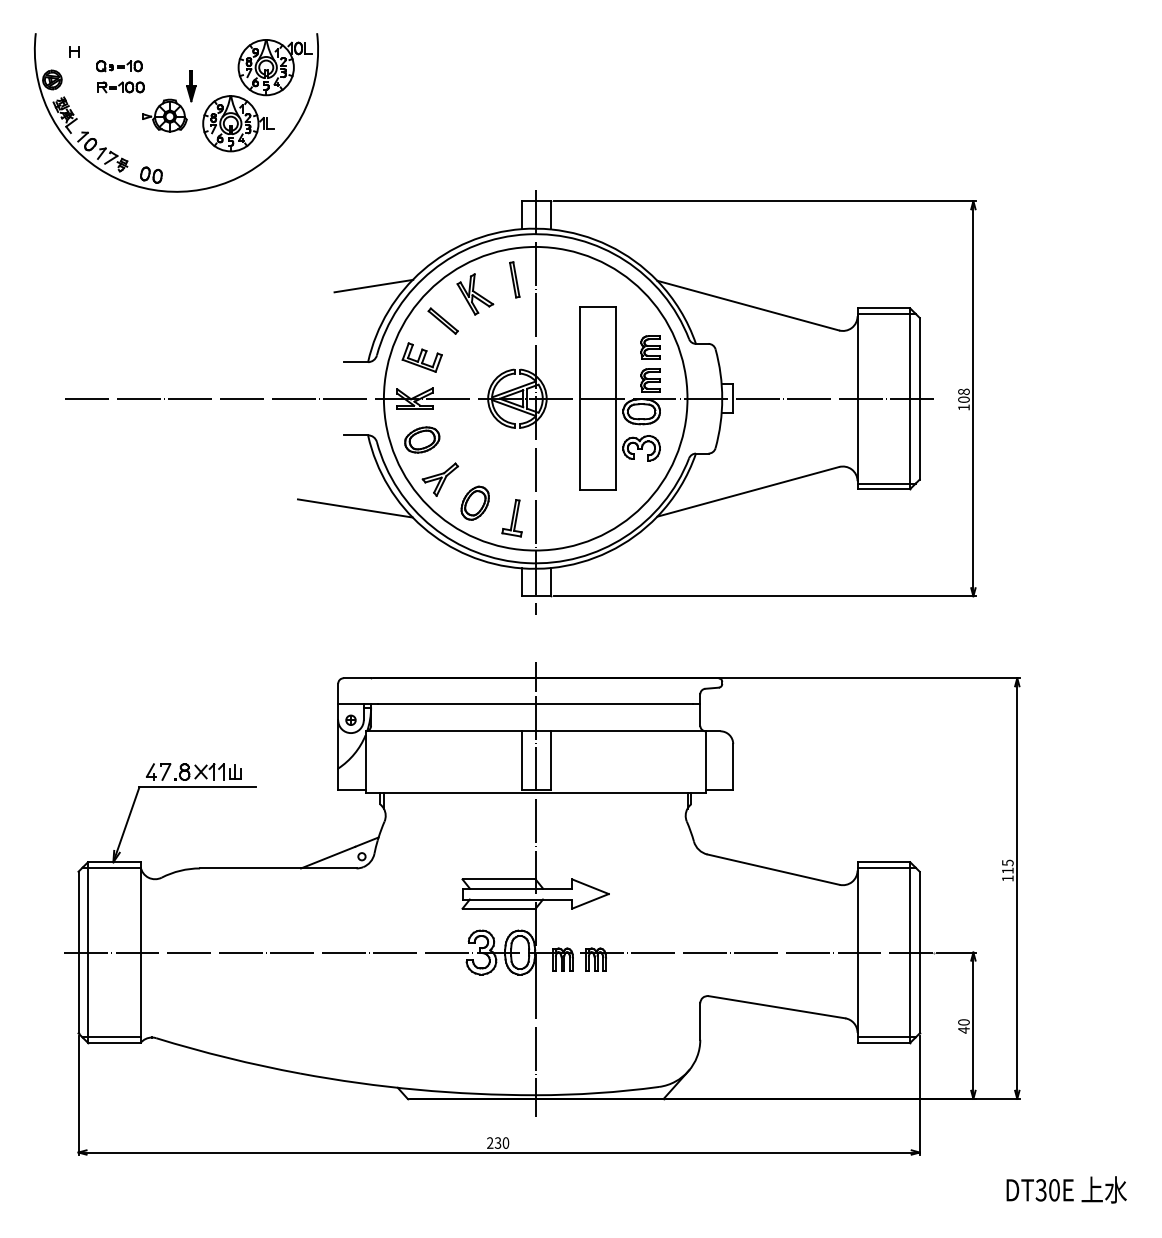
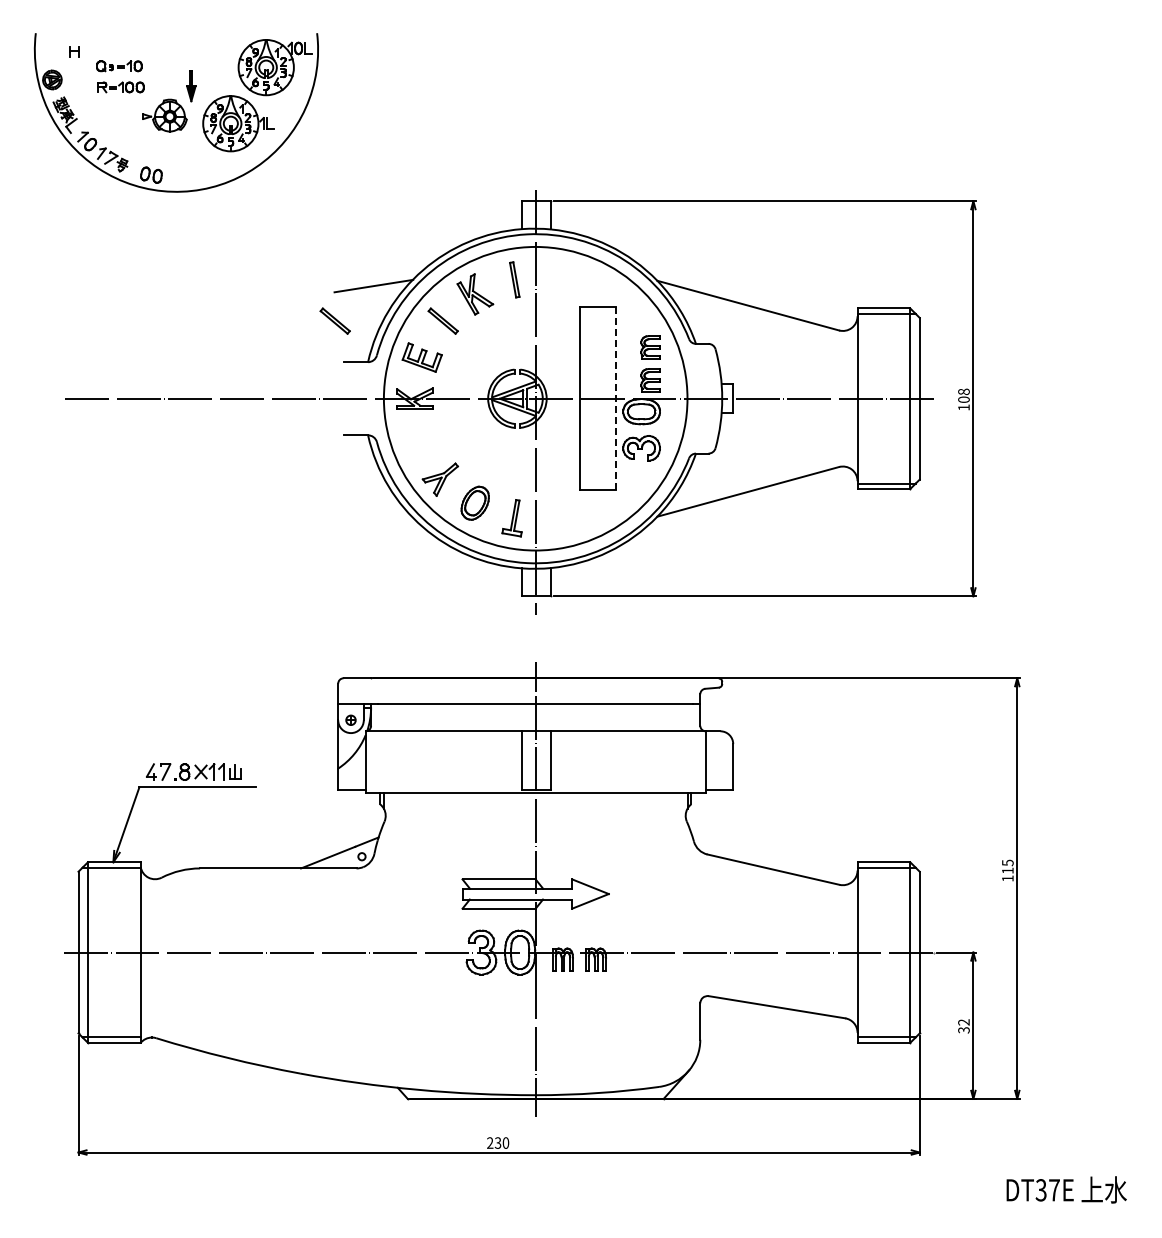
part: none -> present (334, 320)
line: solid -> dashed (616, 399)
part: present -> none (422, 439)
line: present -> none (354, 508)
text: 40 -> 32 (963, 1026)
text: DT30E -> DT37E (1054, 1190)
